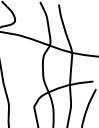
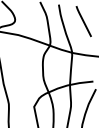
line: none -> present (83, 21)
